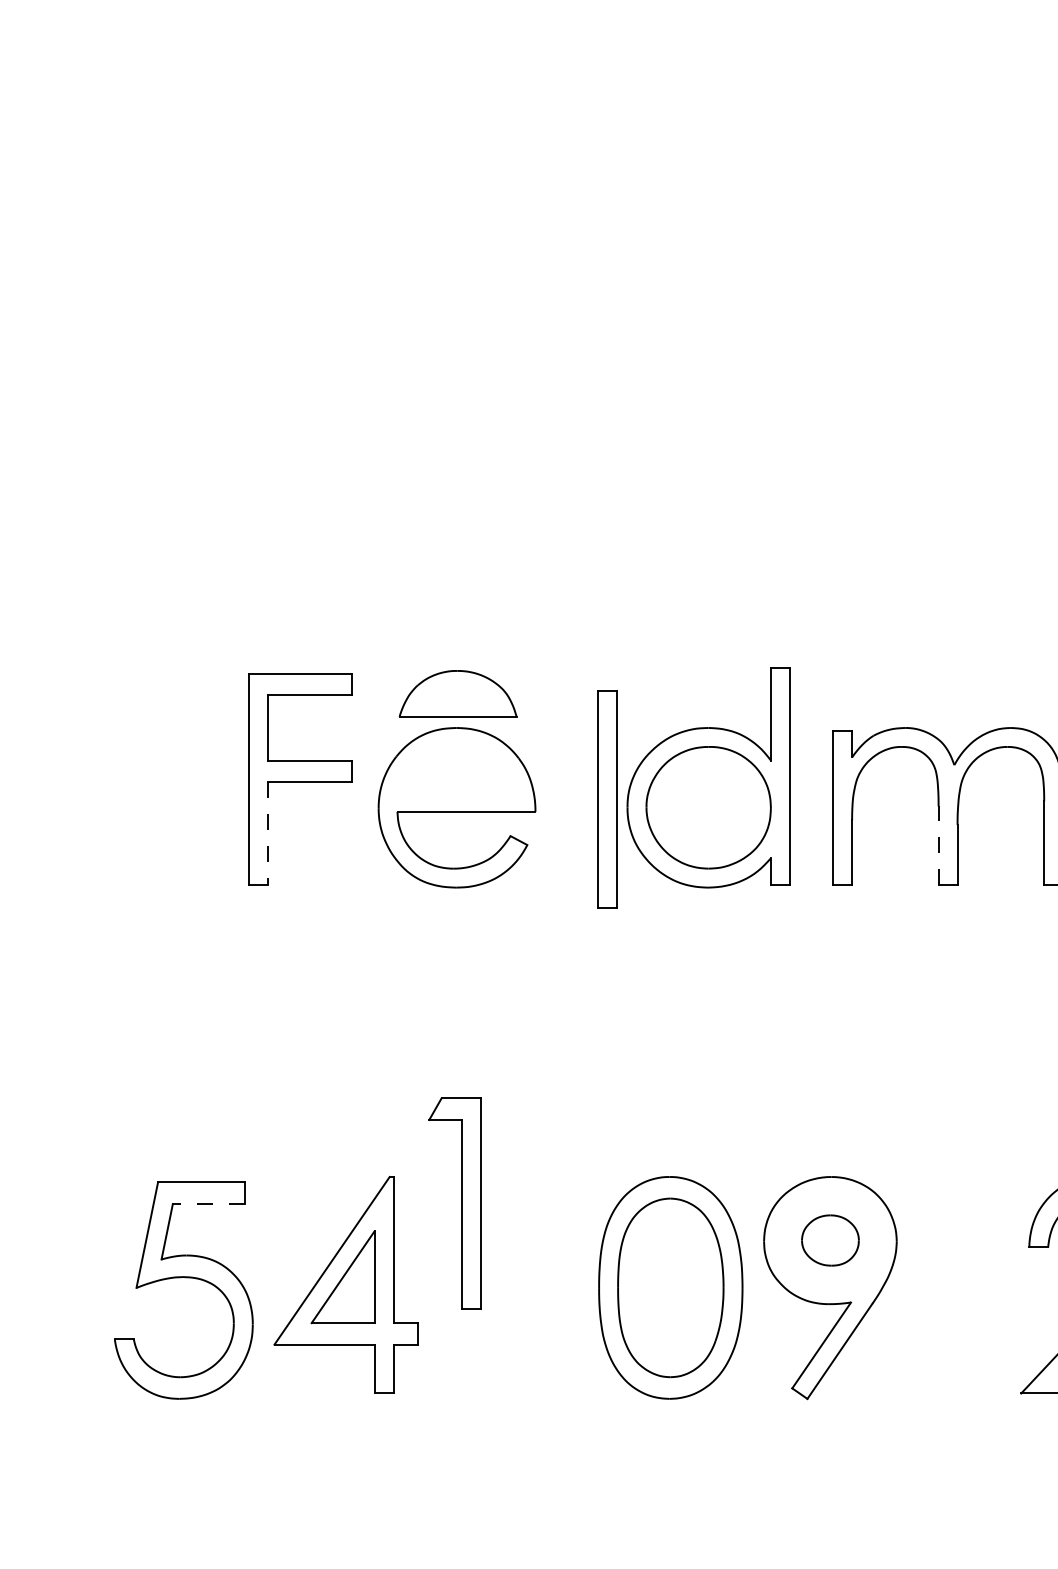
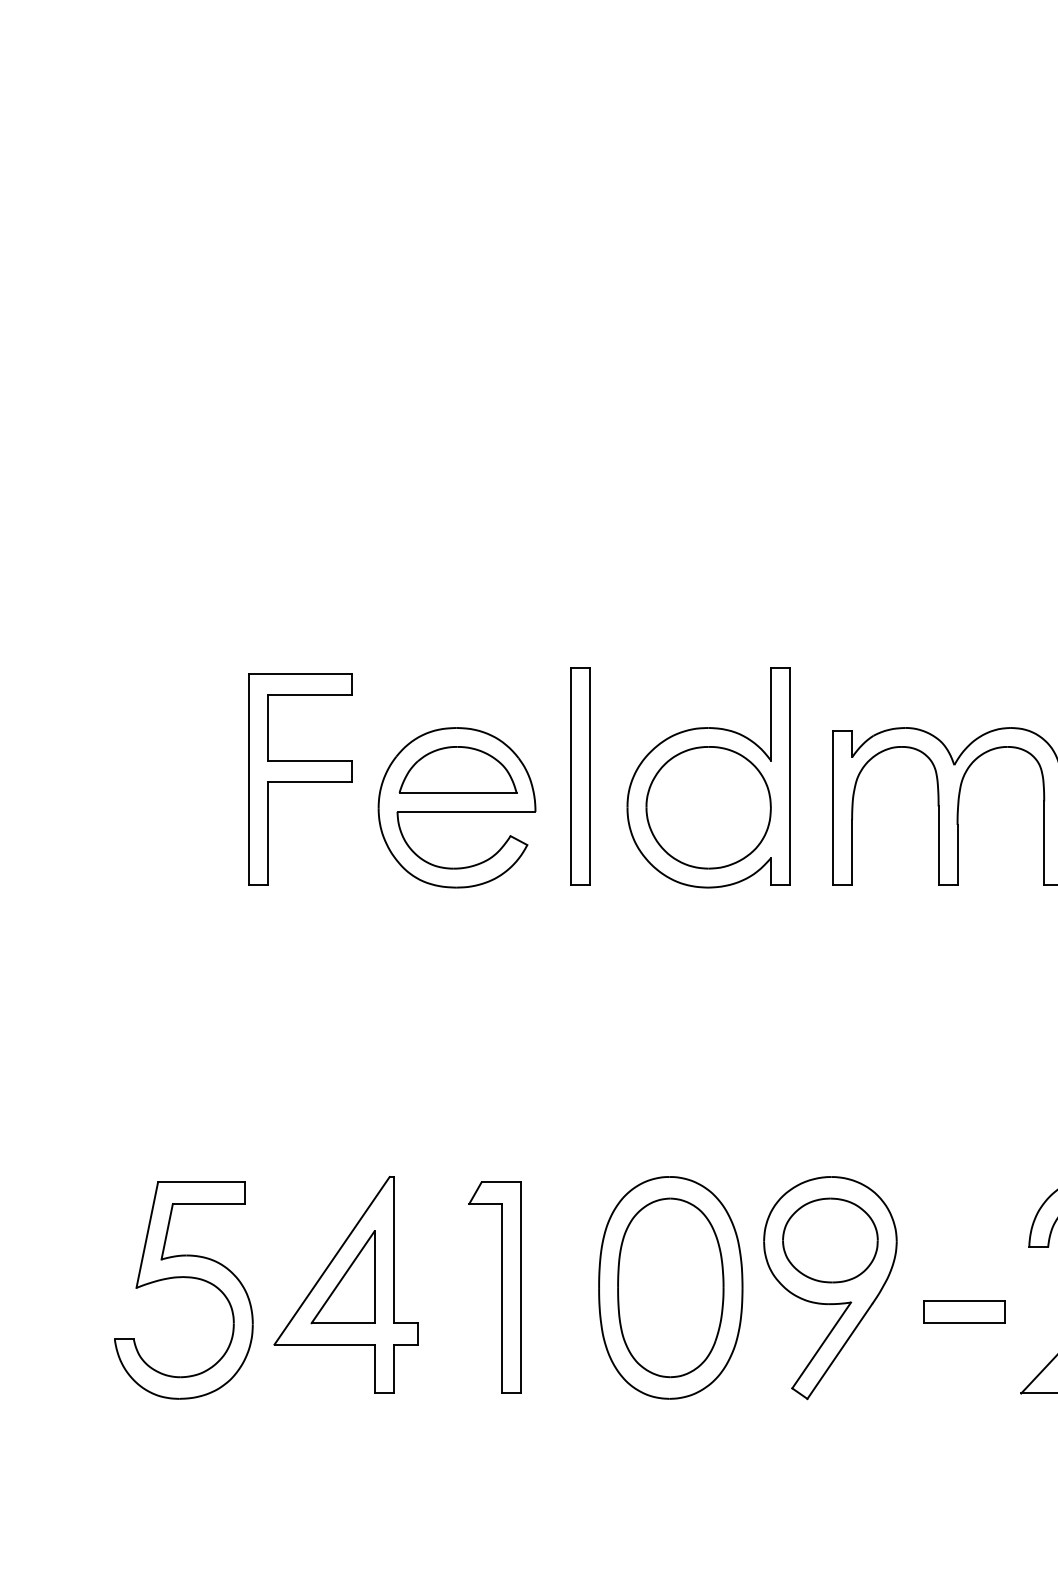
part position: (457, 693) -> (457, 769) (457, 769)
part position: (607, 799) -> (580, 776) (580, 776)
line: dashed -> solid (267, 834)
line: dashed -> solid (938, 845)
line: dashed -> solid (208, 1203)
part position: (461, 1203) -> (501, 1287) (501, 1287)
part size: 59x53 px -> 97x87 px (830, 1240)
part: none -> present (964, 1311)
